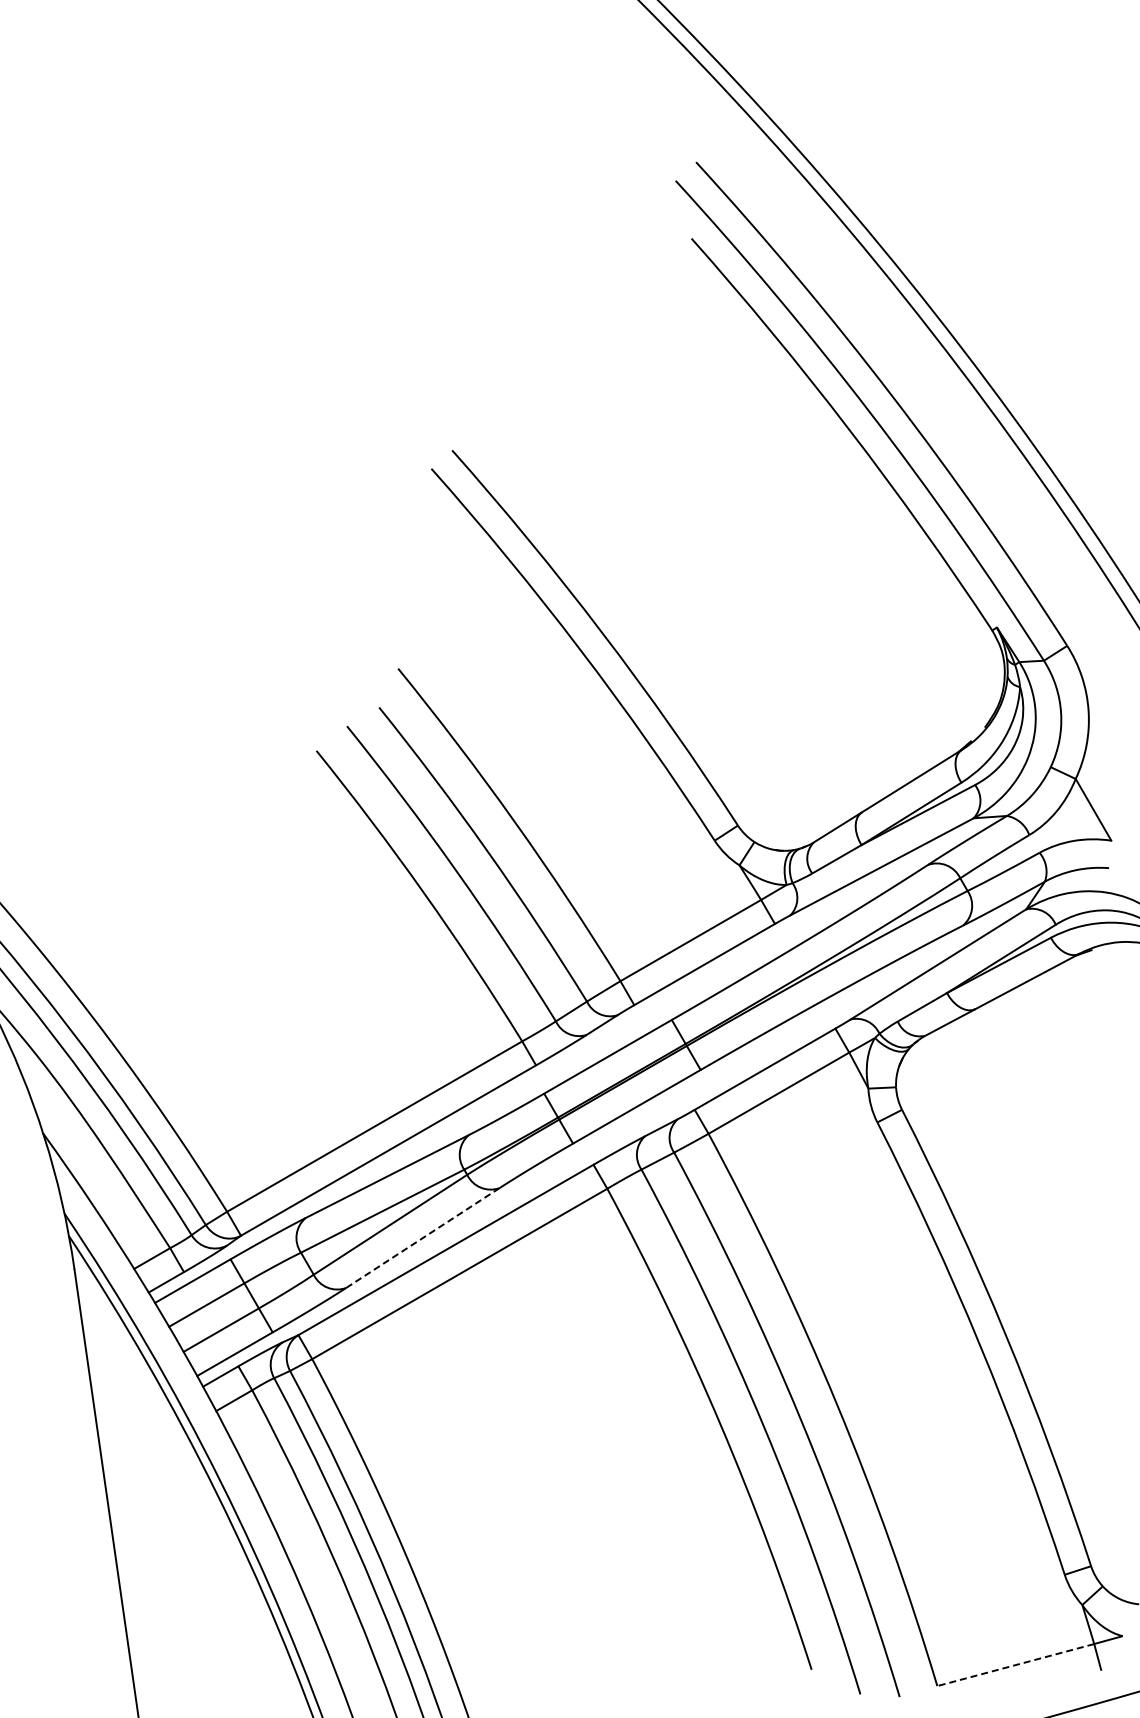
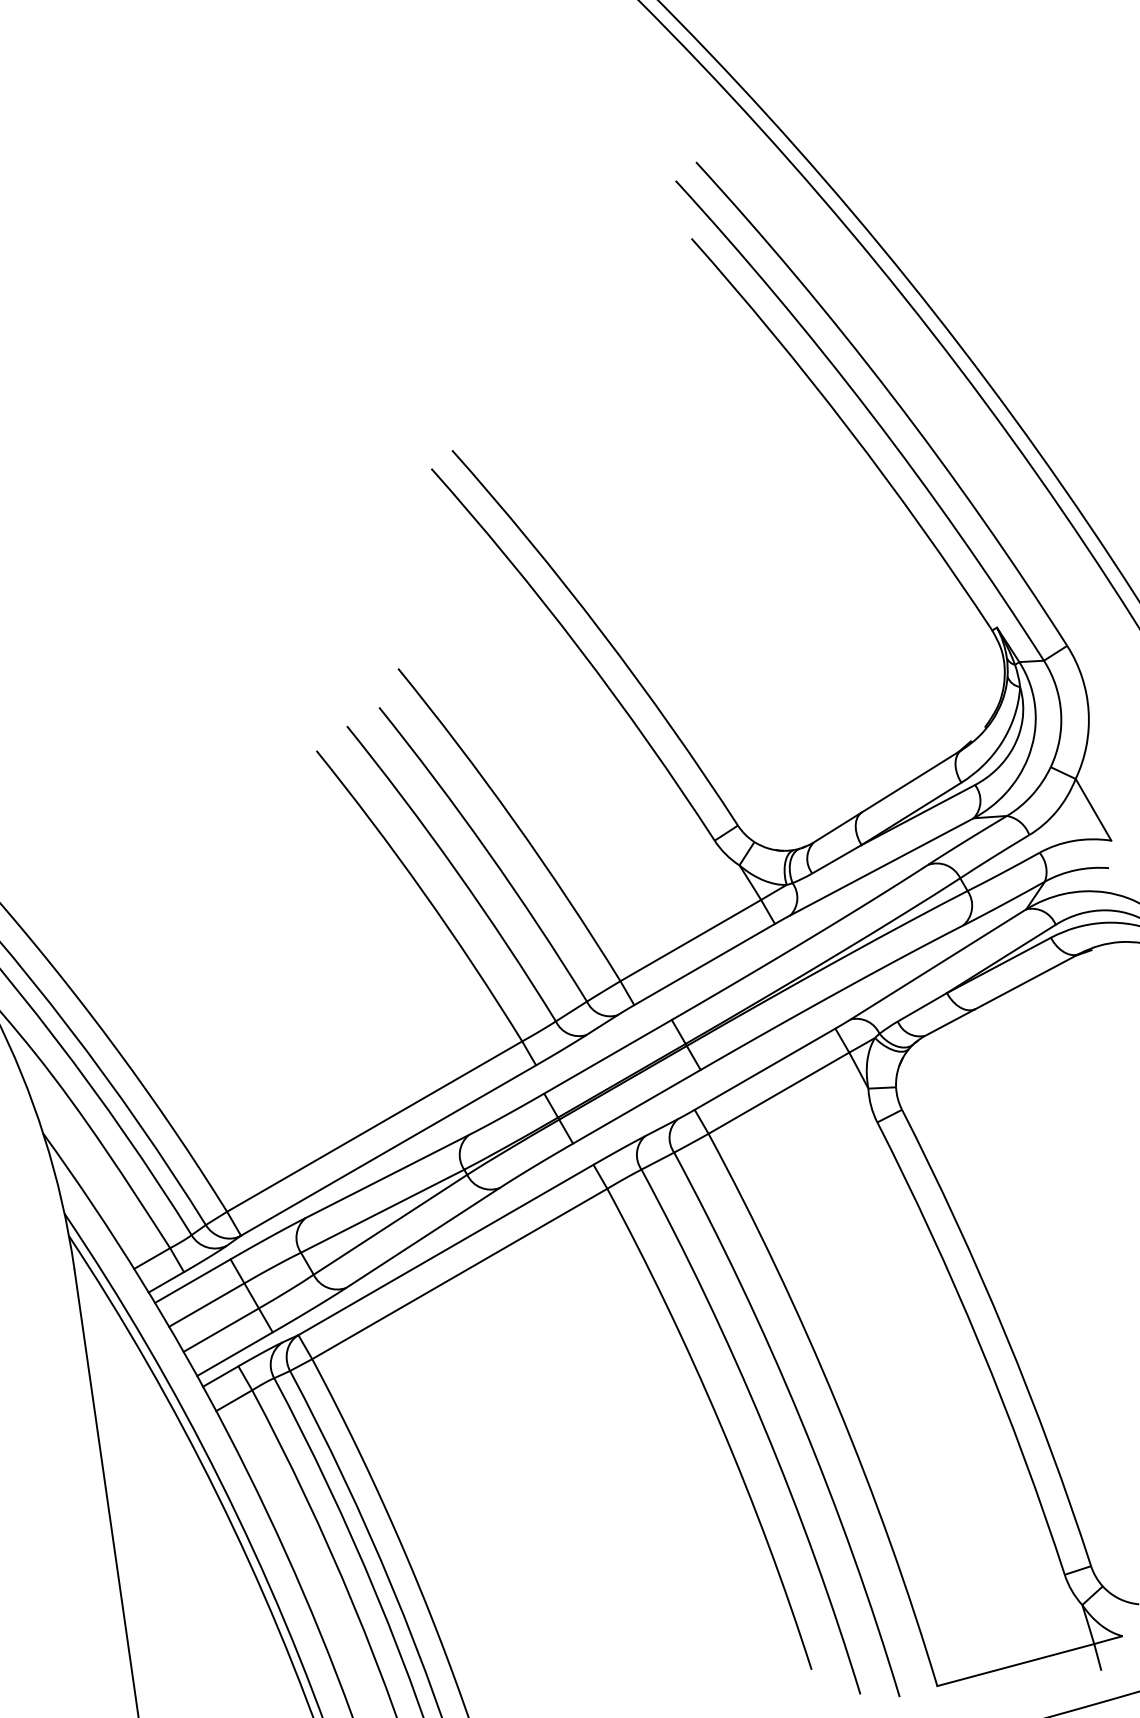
line: dashed -> solid (422, 1238)
line: dashed -> solid (1015, 1665)
